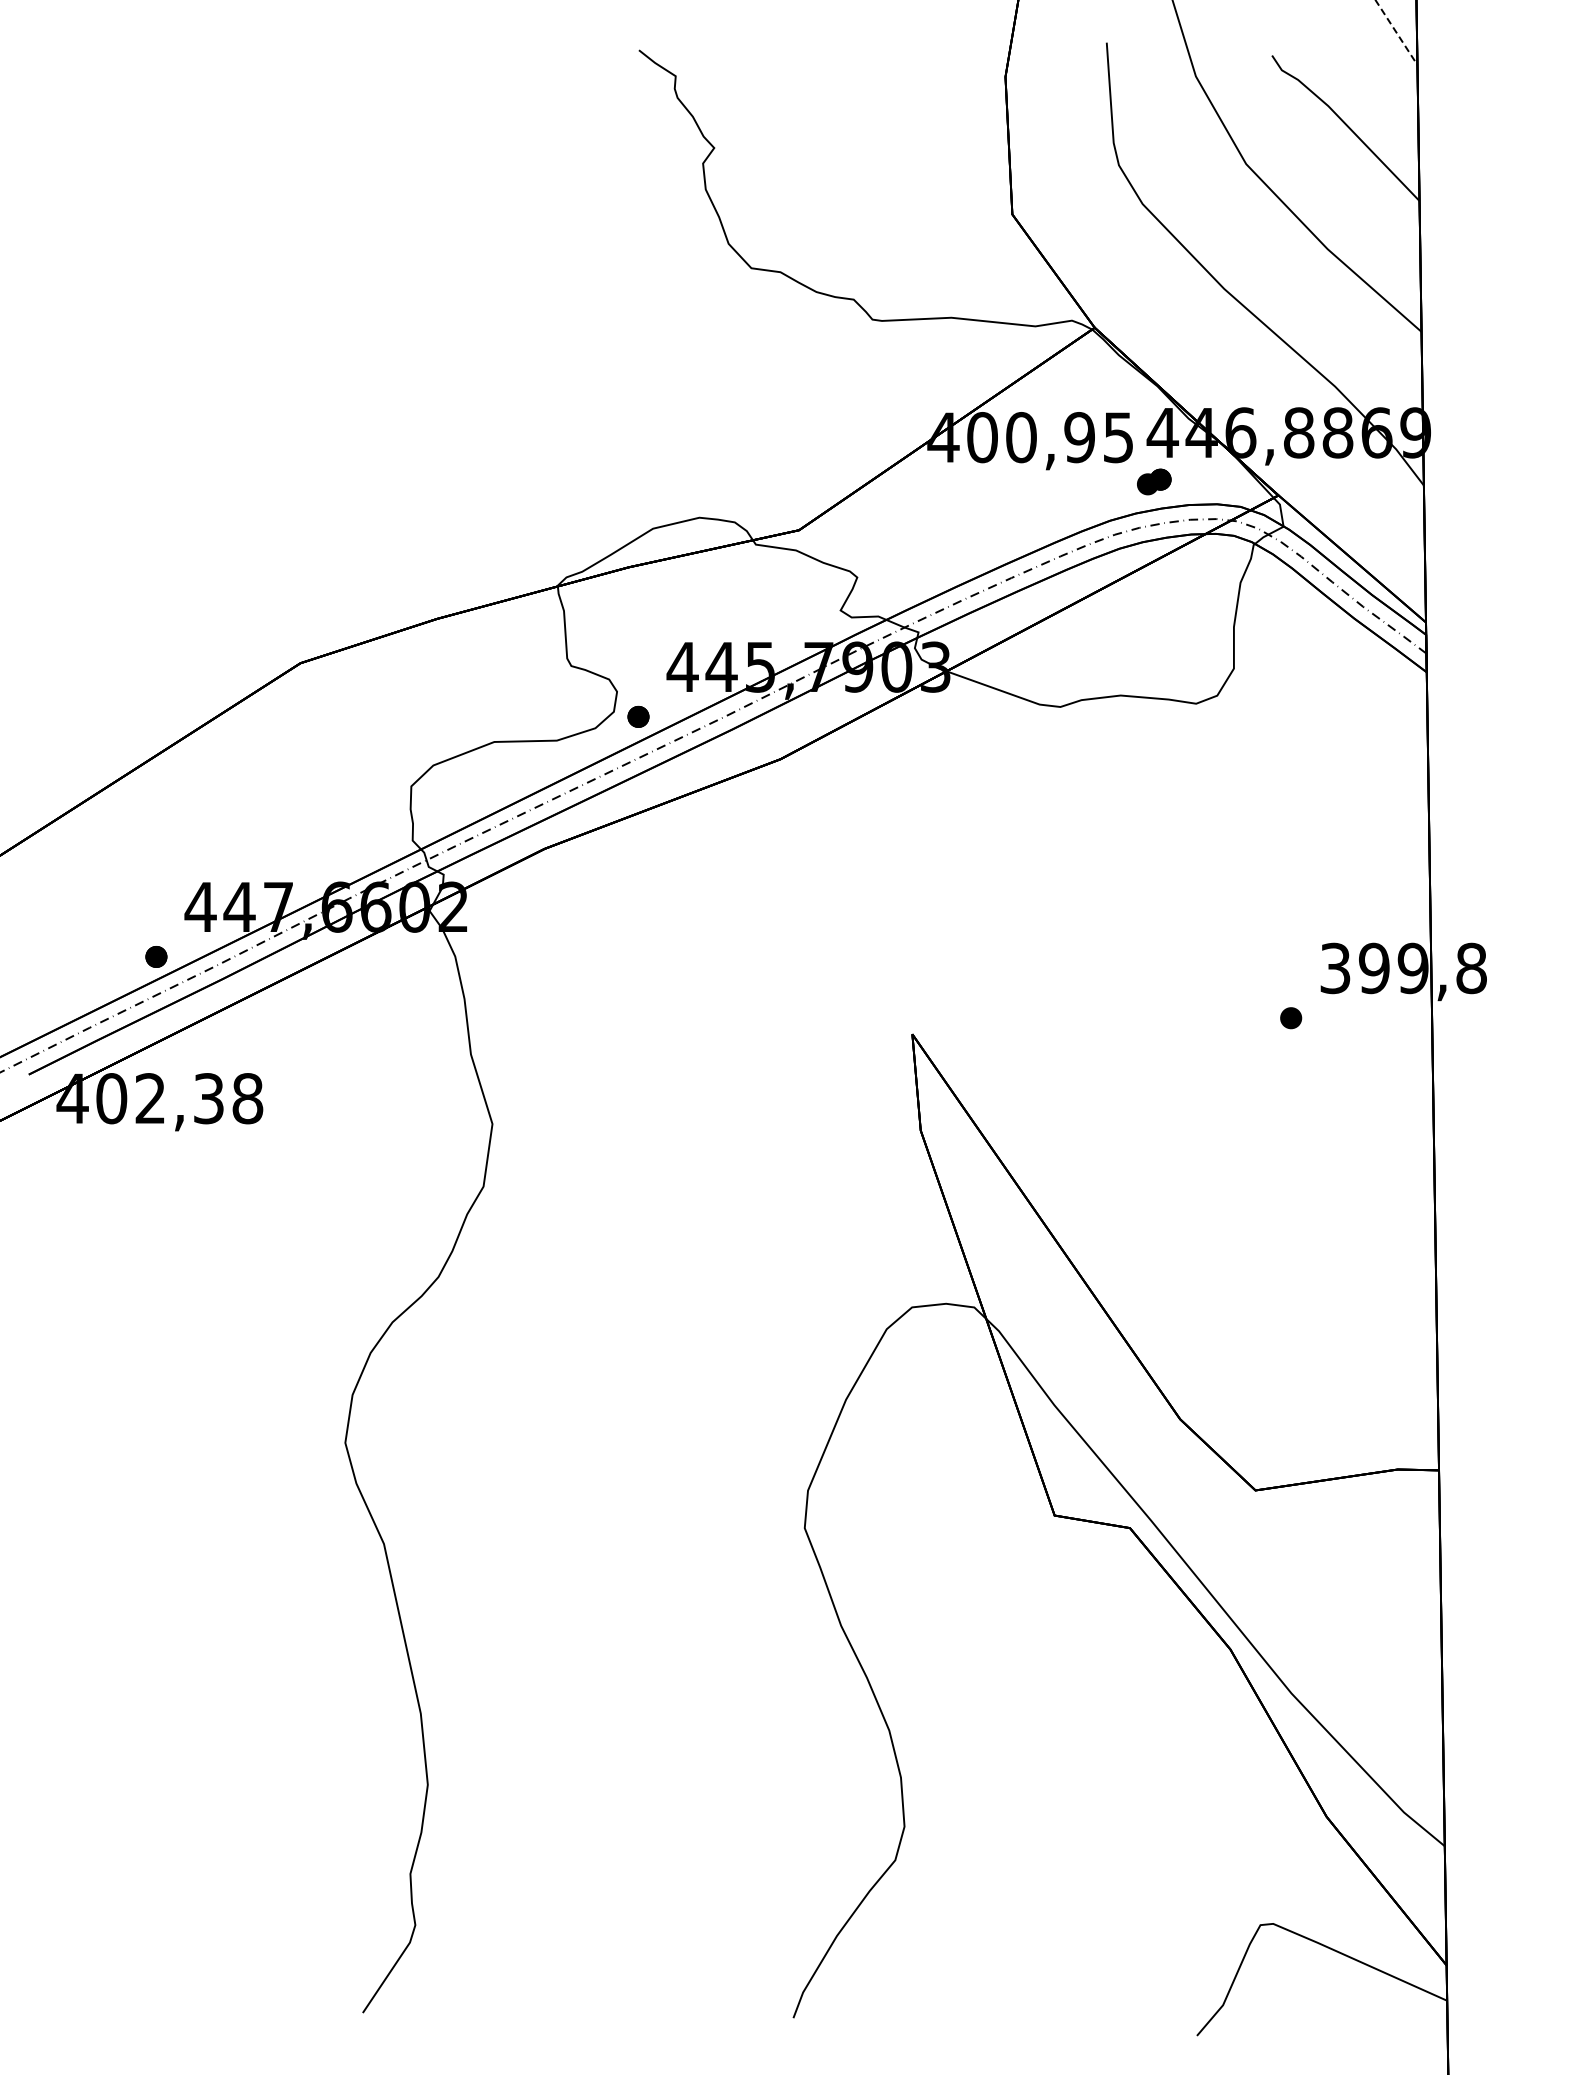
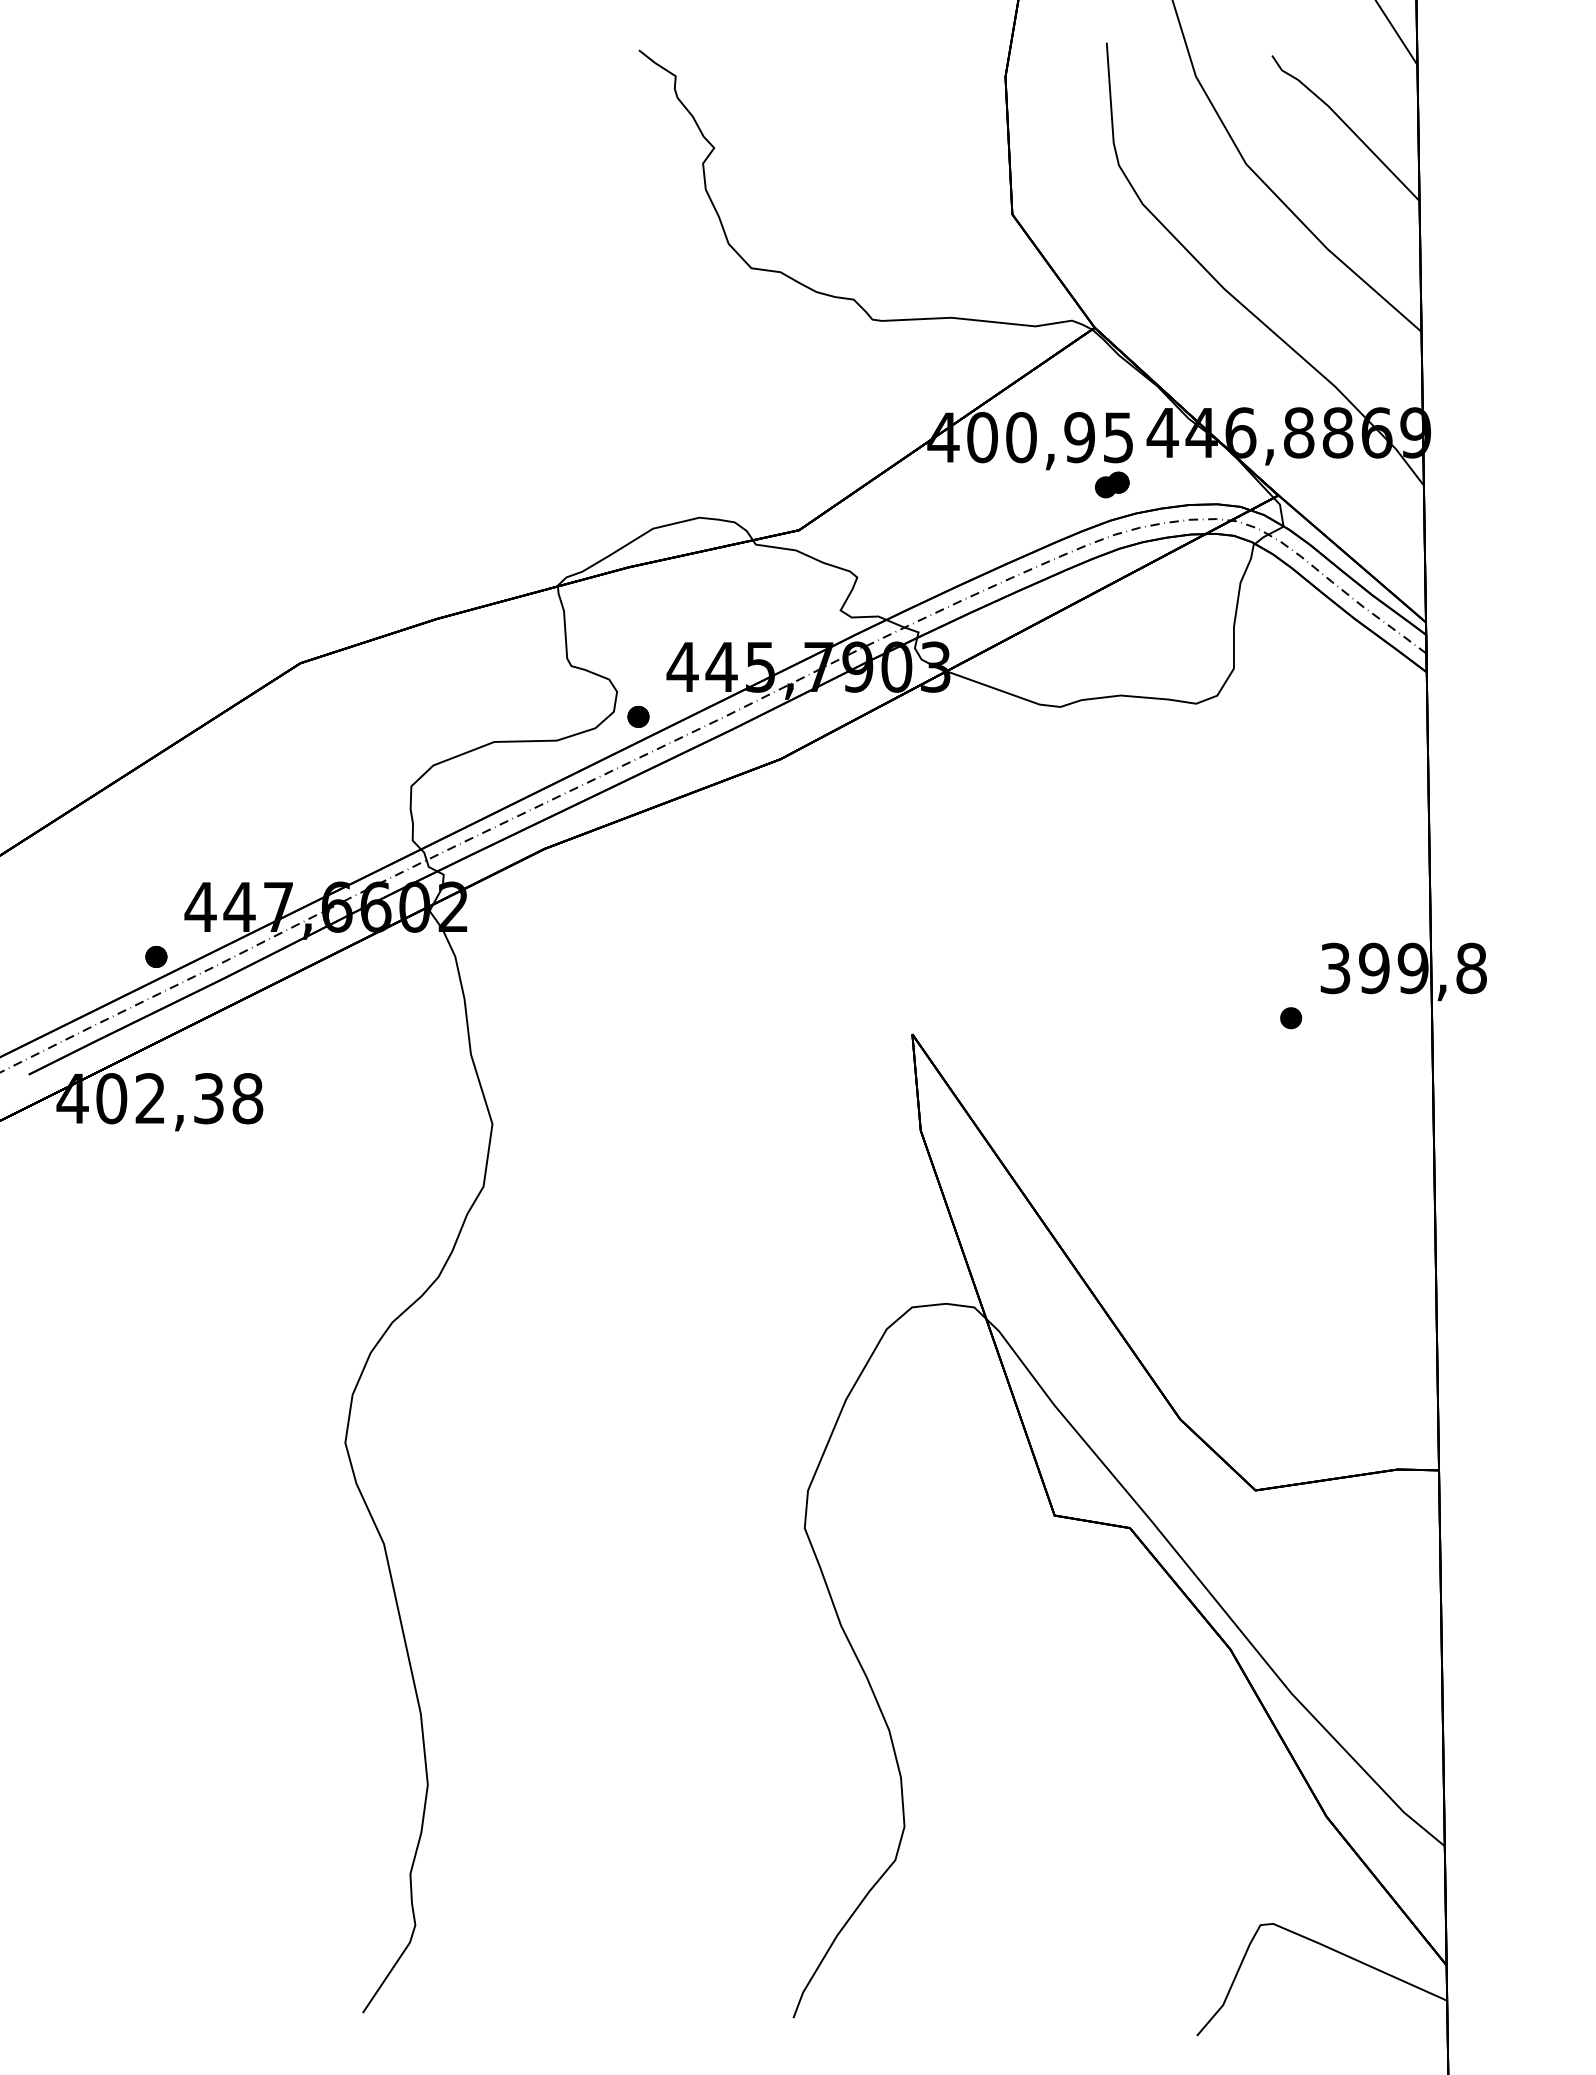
line: dashed -> solid (1396, 33)
part position: (1154, 481) -> (1112, 484) (1112, 484)
